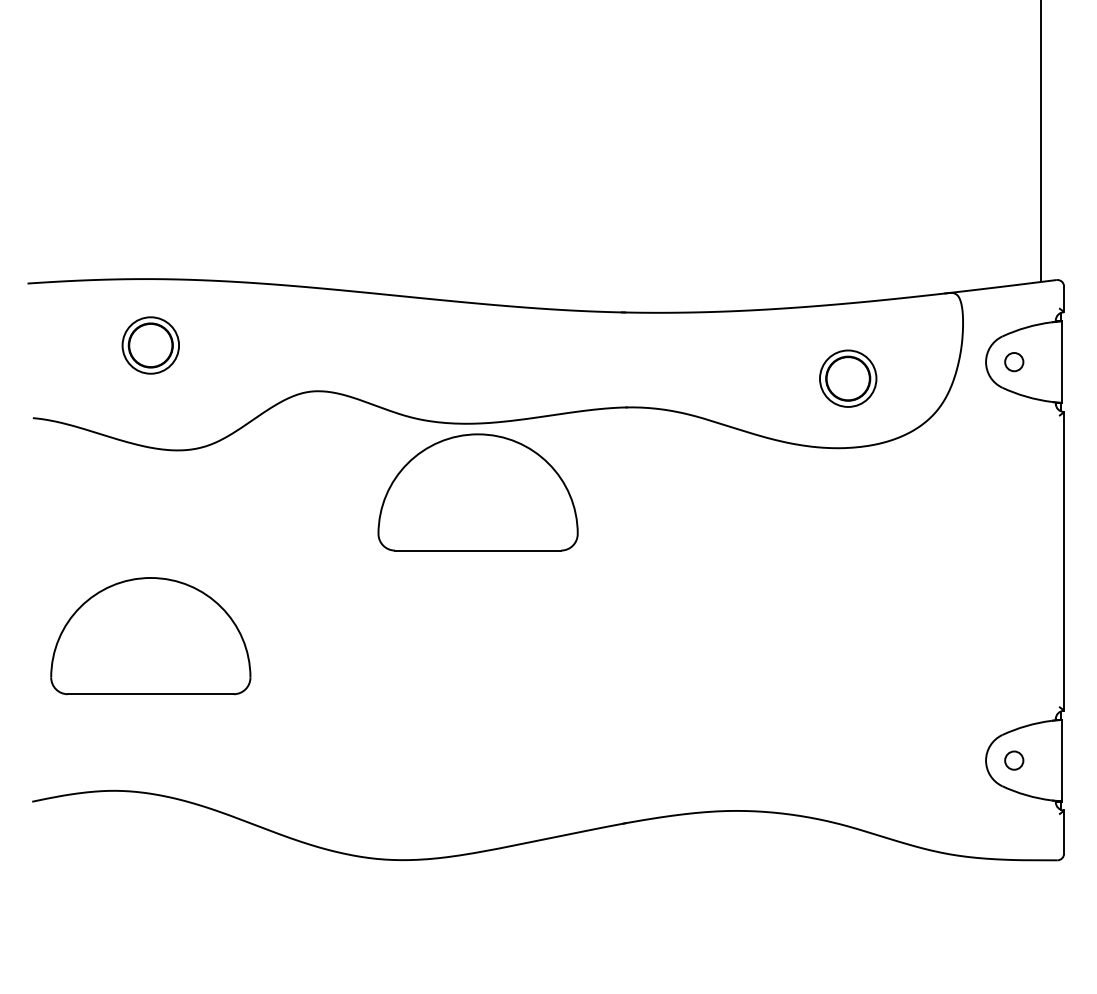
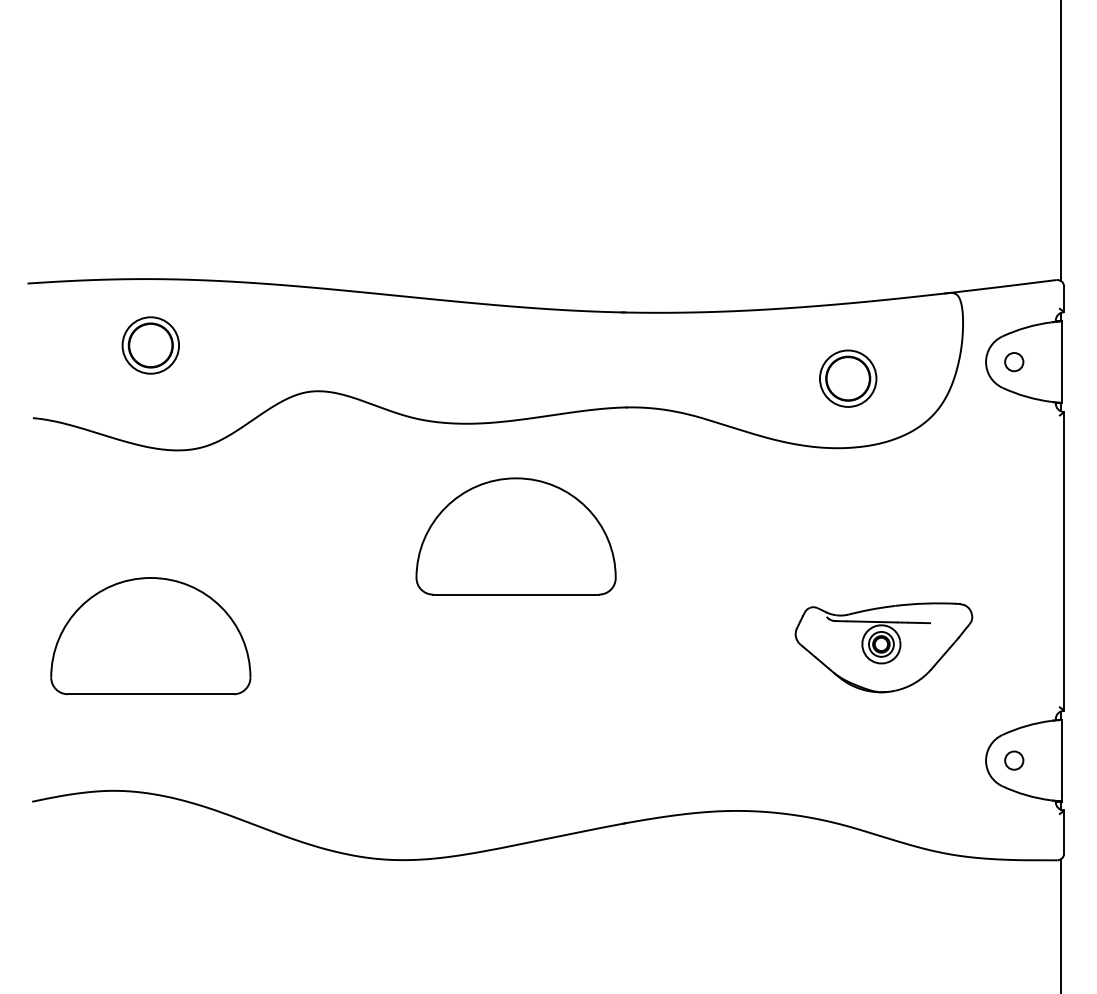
line position: (1040, 141) -> (1060, 141) (1060, 141)
part position: (477, 492) -> (515, 536) (515, 536)
part: none -> present (883, 647)
line: none -> present (1060, 924)
